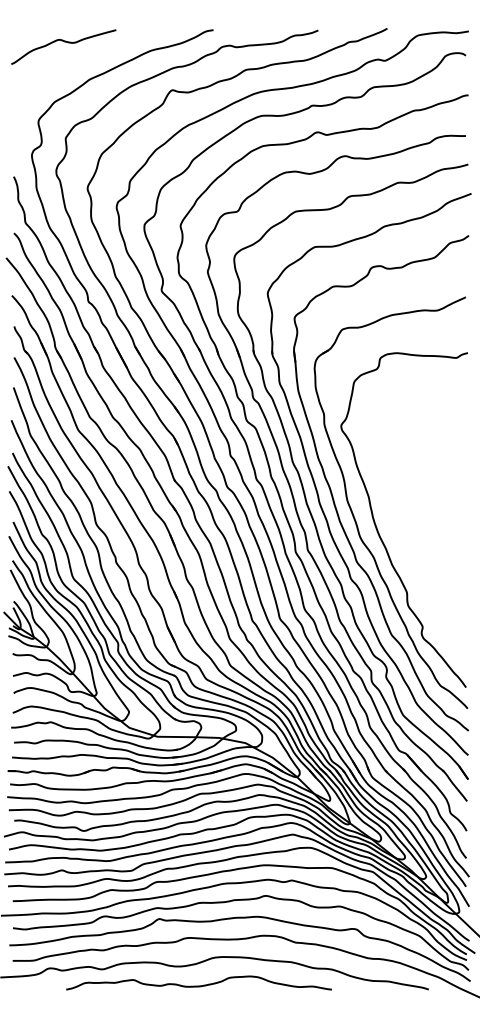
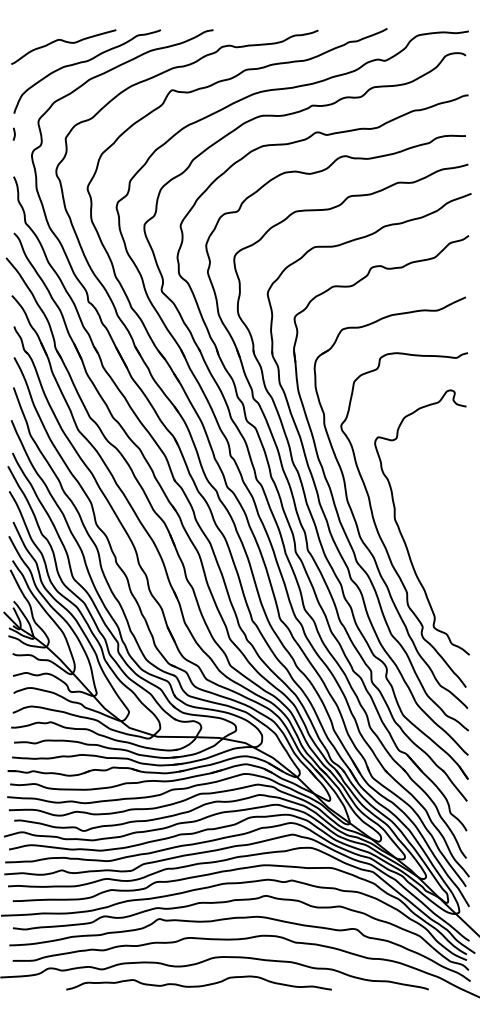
curve: none -> present (86, 62)
line: none -> present (13, 132)
curve: none -> present (400, 529)
